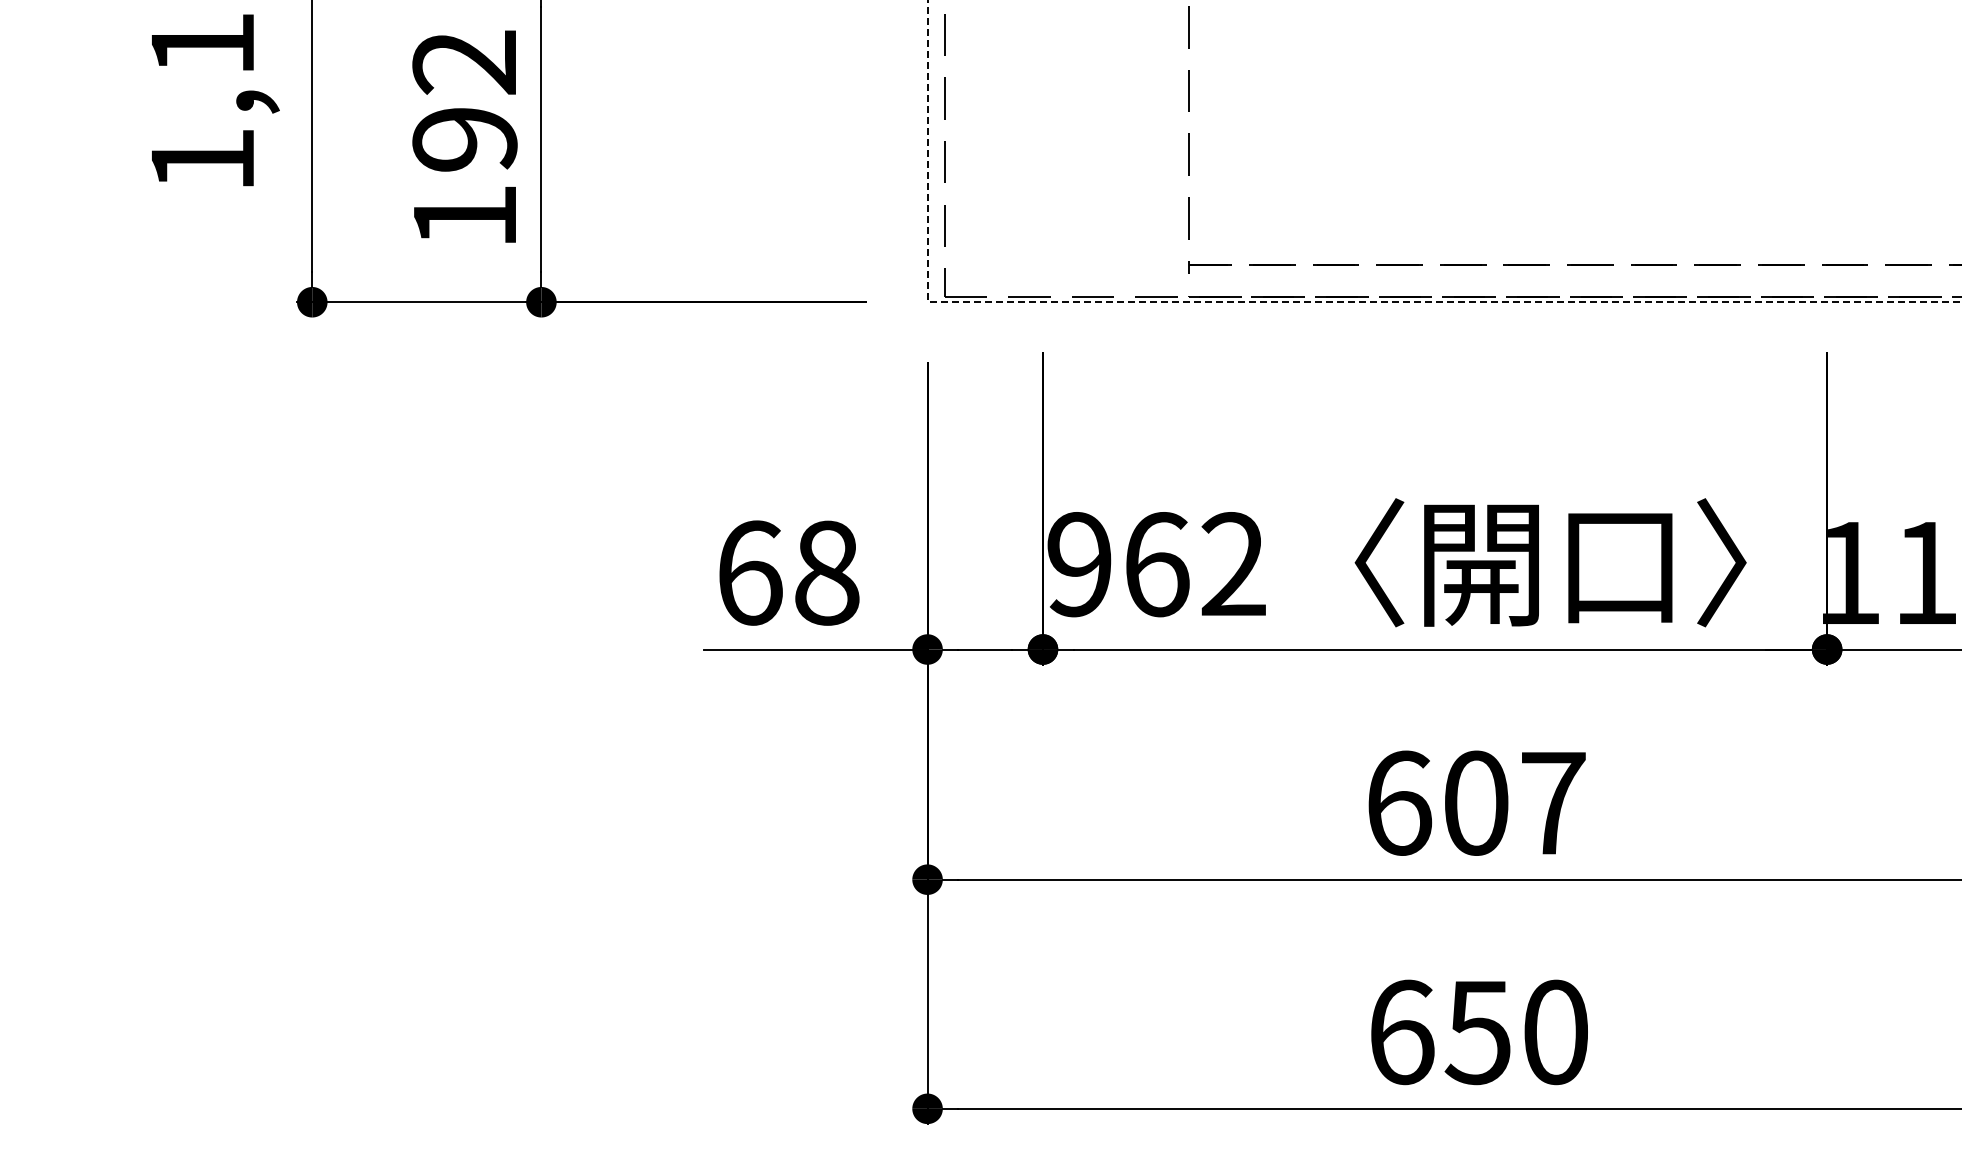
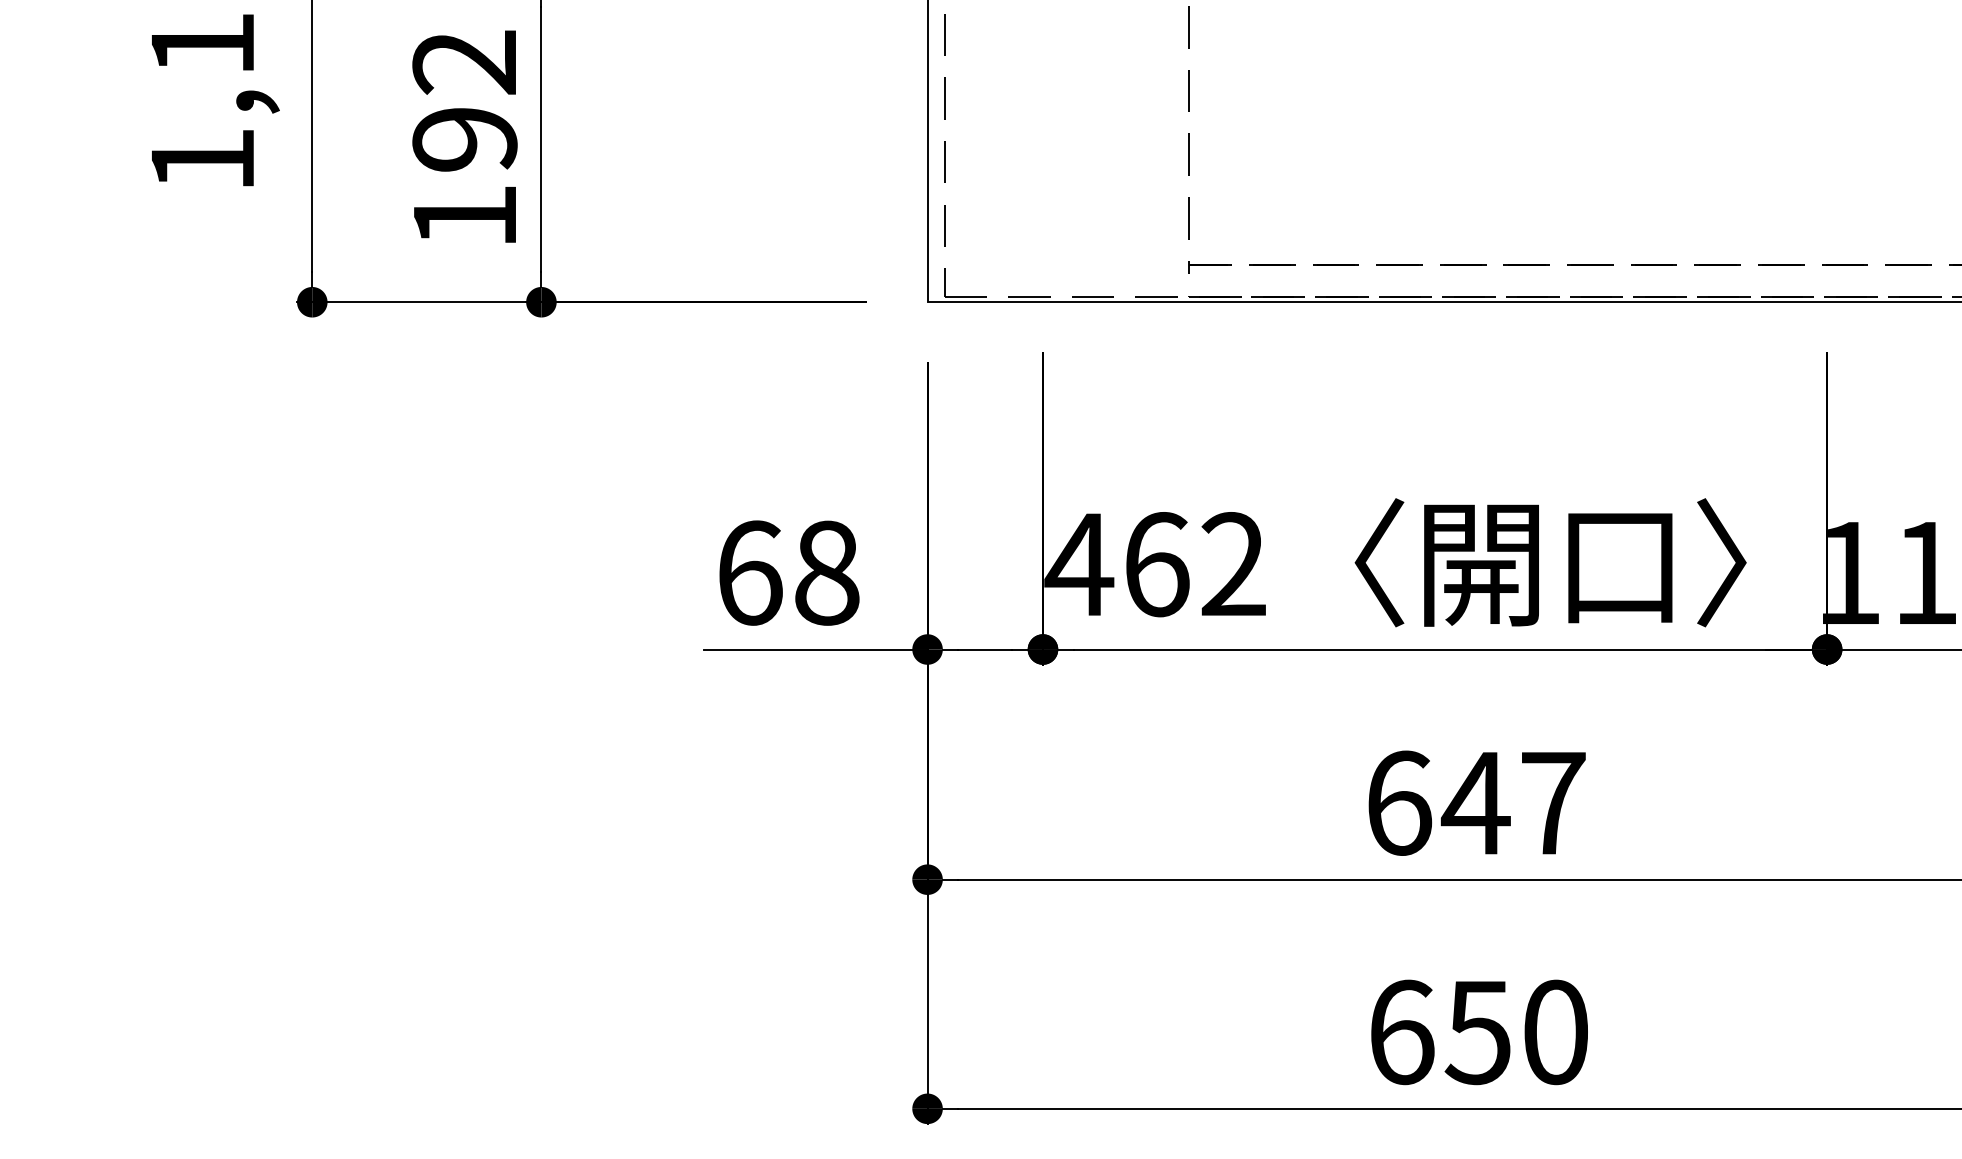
line: dashed -> solid (1293, 302)
text: 962 -> 462 (1079, 564)
text: 607 -> 647 (1475, 802)
